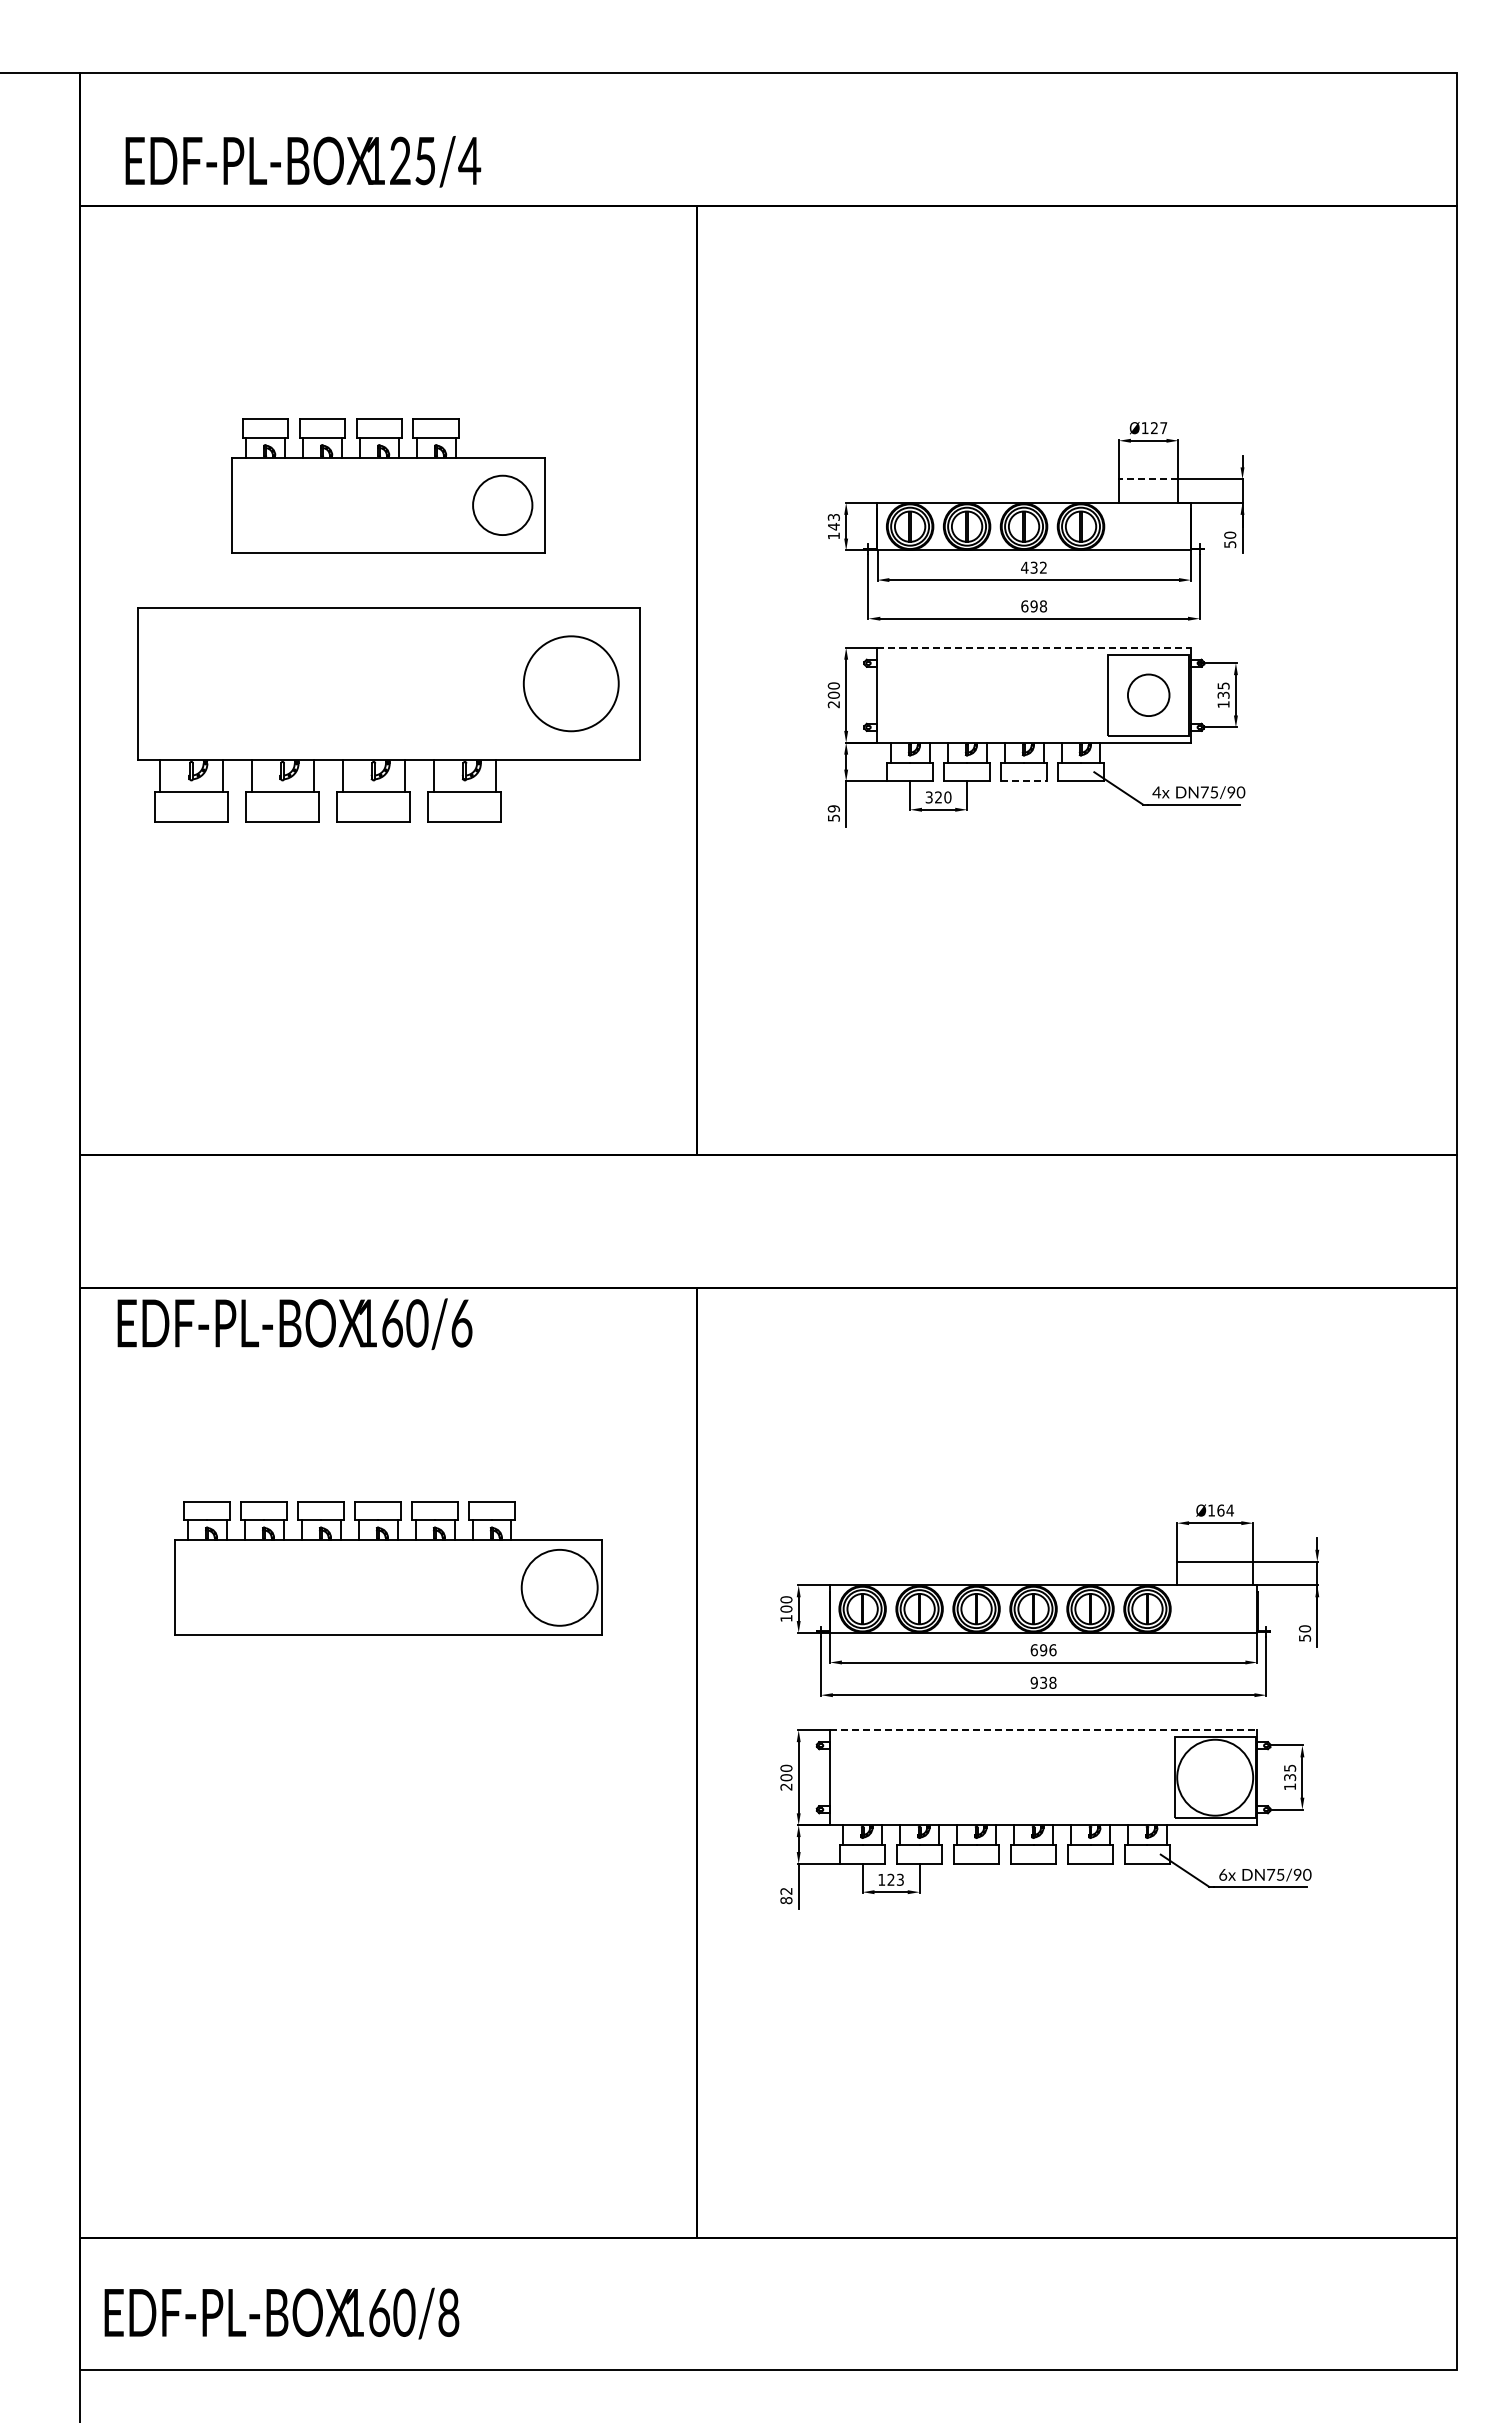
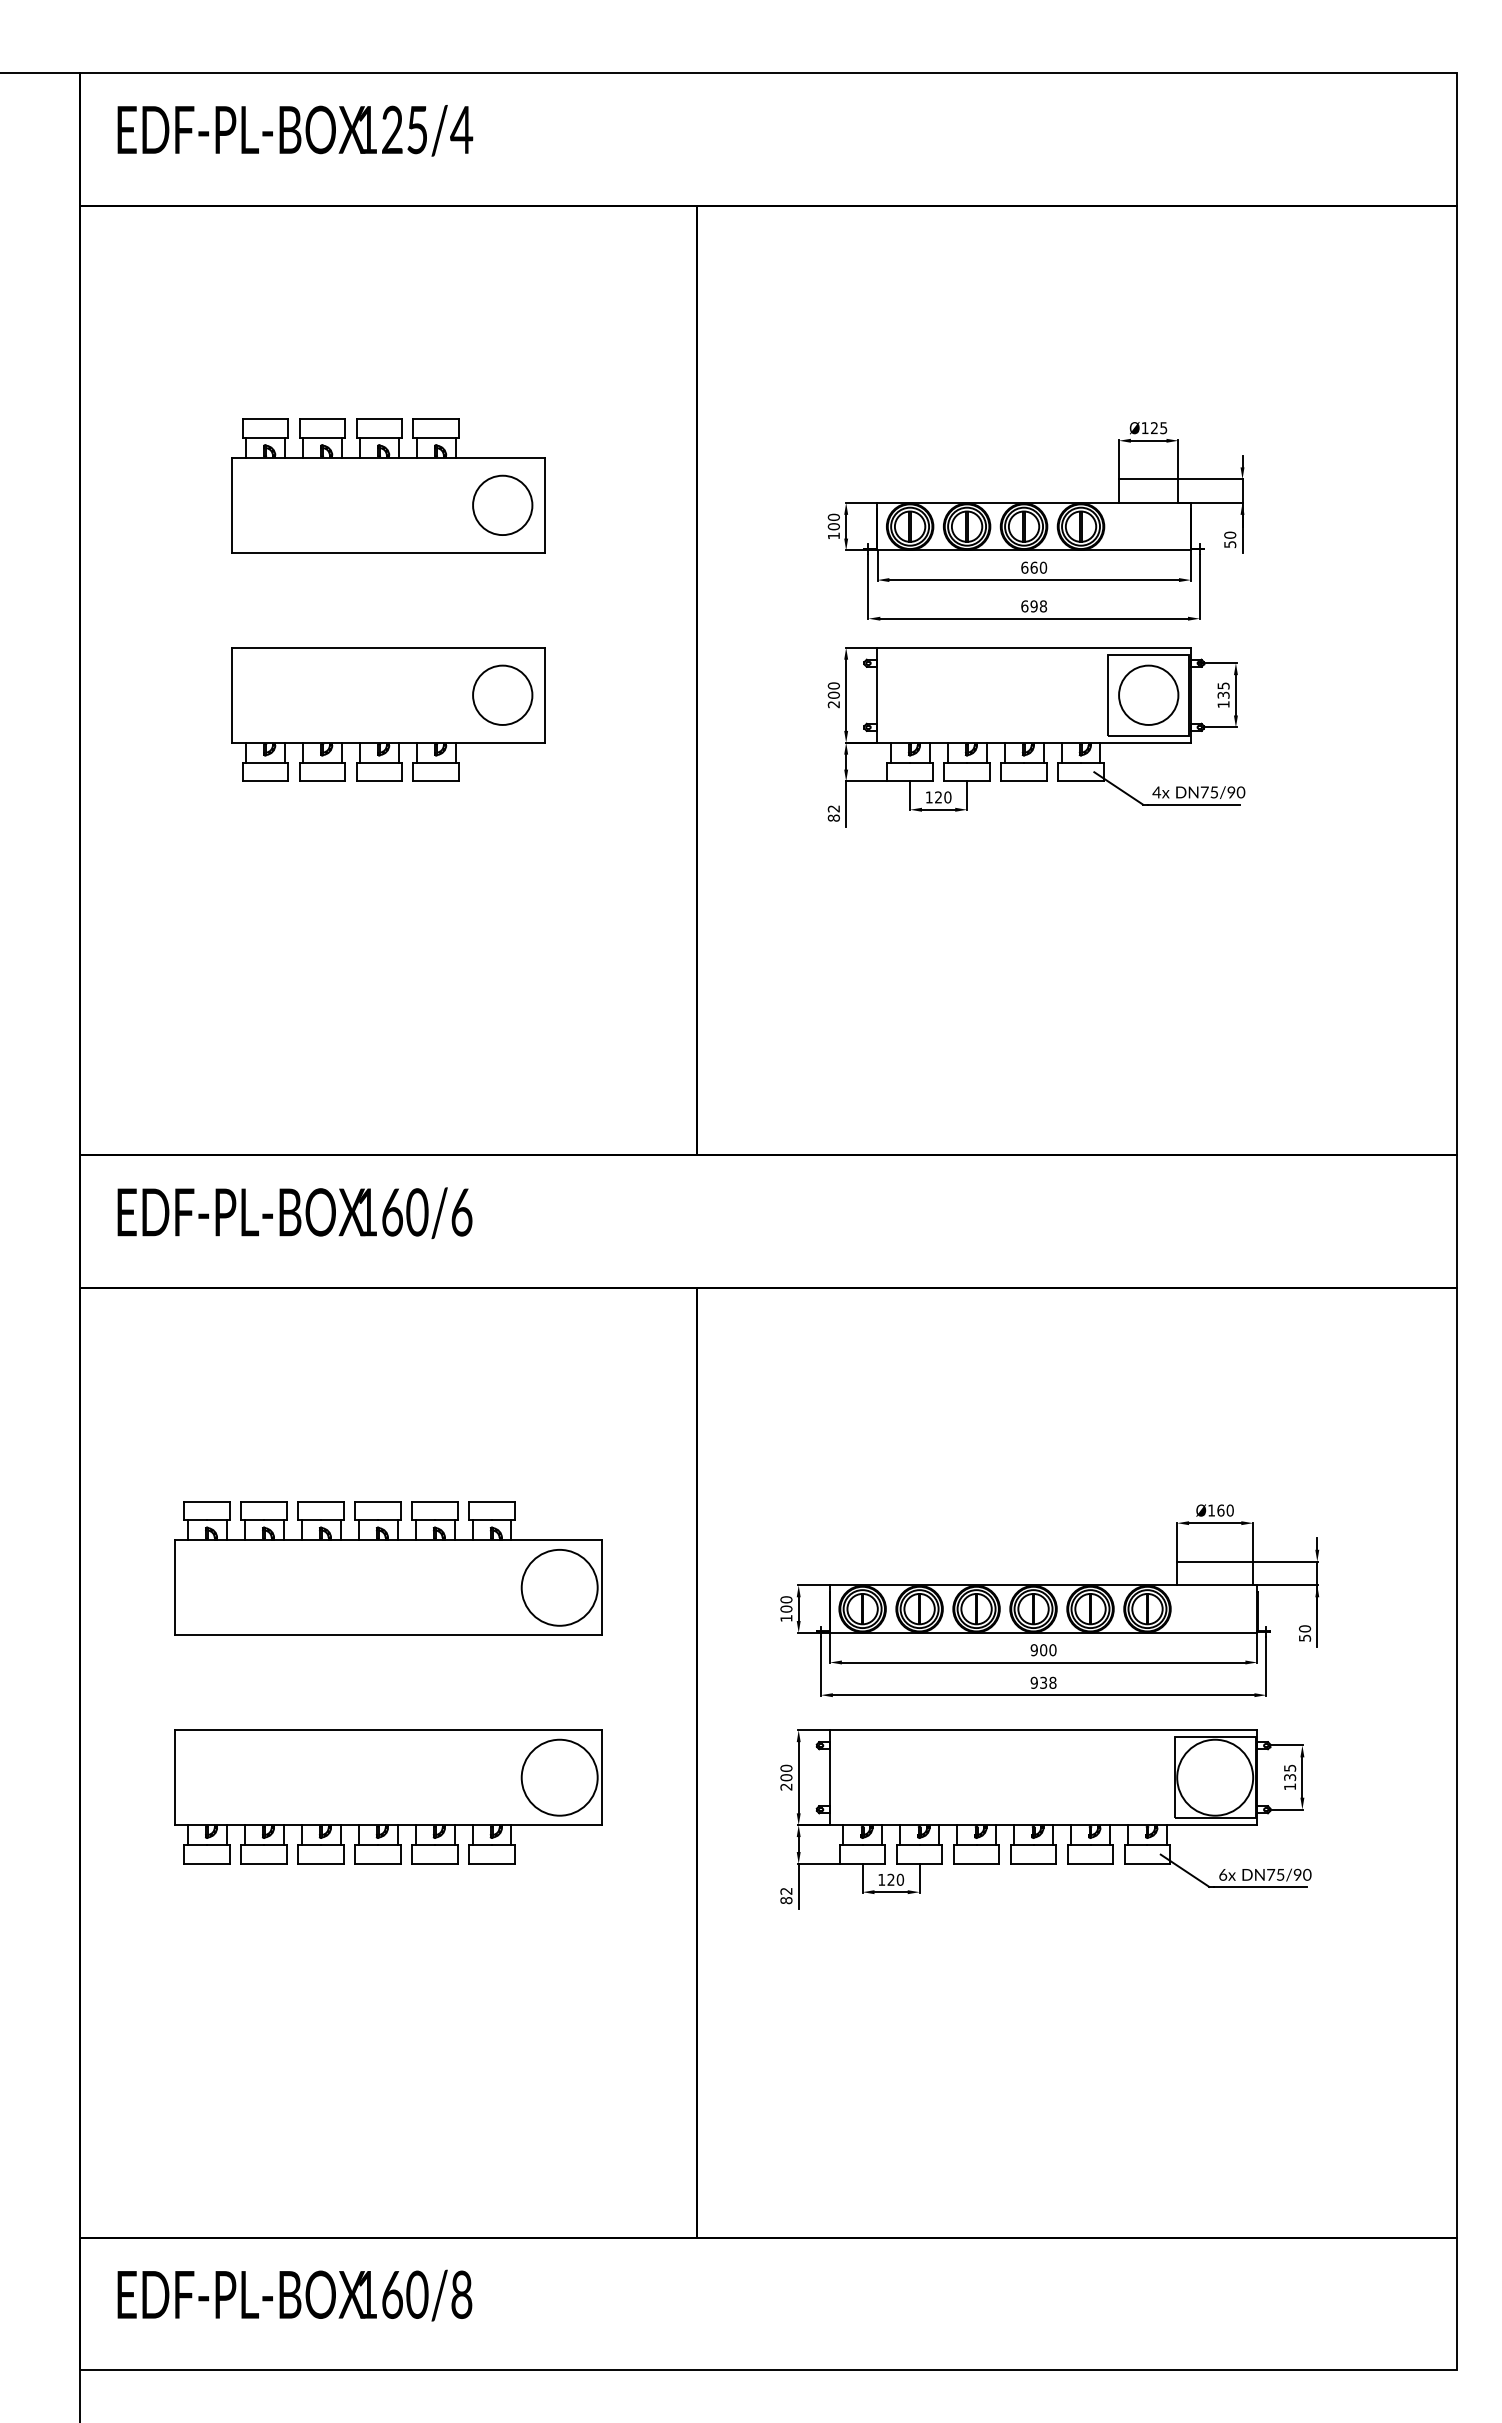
text position: (303, 161) -> (295, 130) (295, 130)
text: Ø127 -> Ø125 (1163, 428)
line: dashed -> solid (1148, 479)
text: 143 -> 100 (833, 521)
text: 432 -> 660 (1034, 567)
line: dashed -> solid (1034, 647)
circle diameter: 42 px -> 59 px (1148, 694)
part size: 504x216 px -> 315x135 px (388, 714)
line: dashed -> solid (1024, 781)
text: 320 -> 120 (928, 797)
text: 59 -> 82 (833, 813)
text position: (294, 1324) -> (294, 1213) (294, 1213)
text: Ø164 -> Ø160 (1229, 1510)
text: 696 -> 900 (1043, 1650)
line: dashed -> solid (1043, 1730)
part: none -> present (388, 1796)
text: 123 -> 120 (900, 1879)
text position: (281, 2313) -> (294, 2295) (294, 2295)
